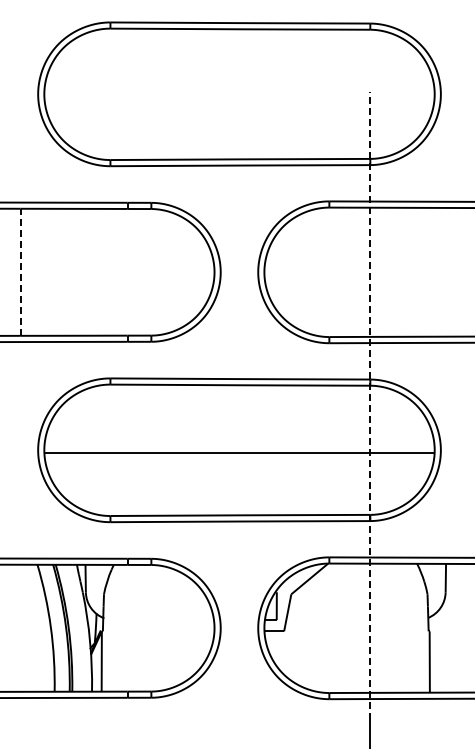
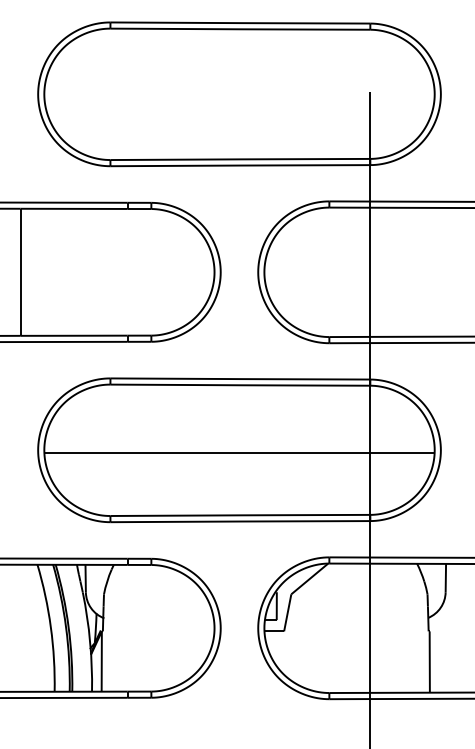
line: dashed -> solid (20, 272)
line: dashed -> solid (370, 405)
